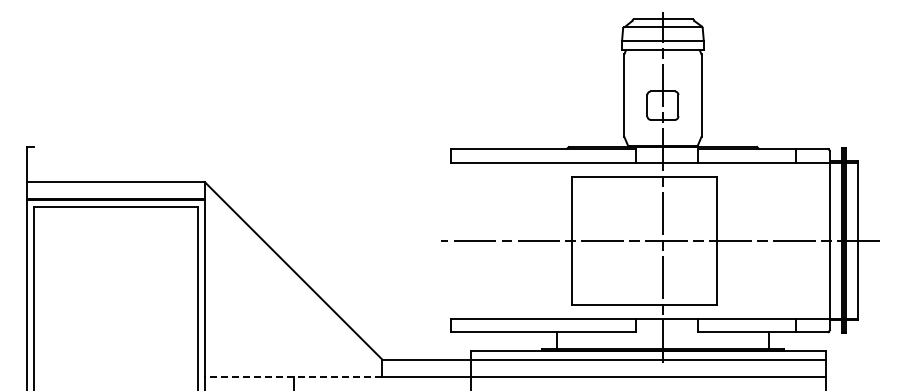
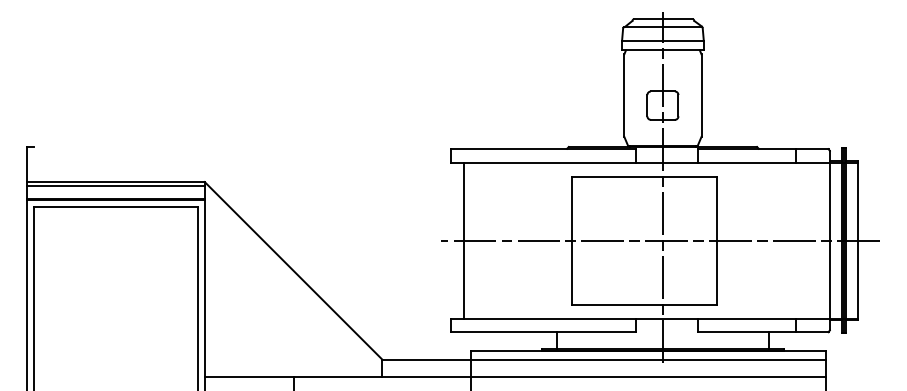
line: none -> present (115, 185)
line: none -> present (464, 240)
line: dashed -> solid (293, 377)
